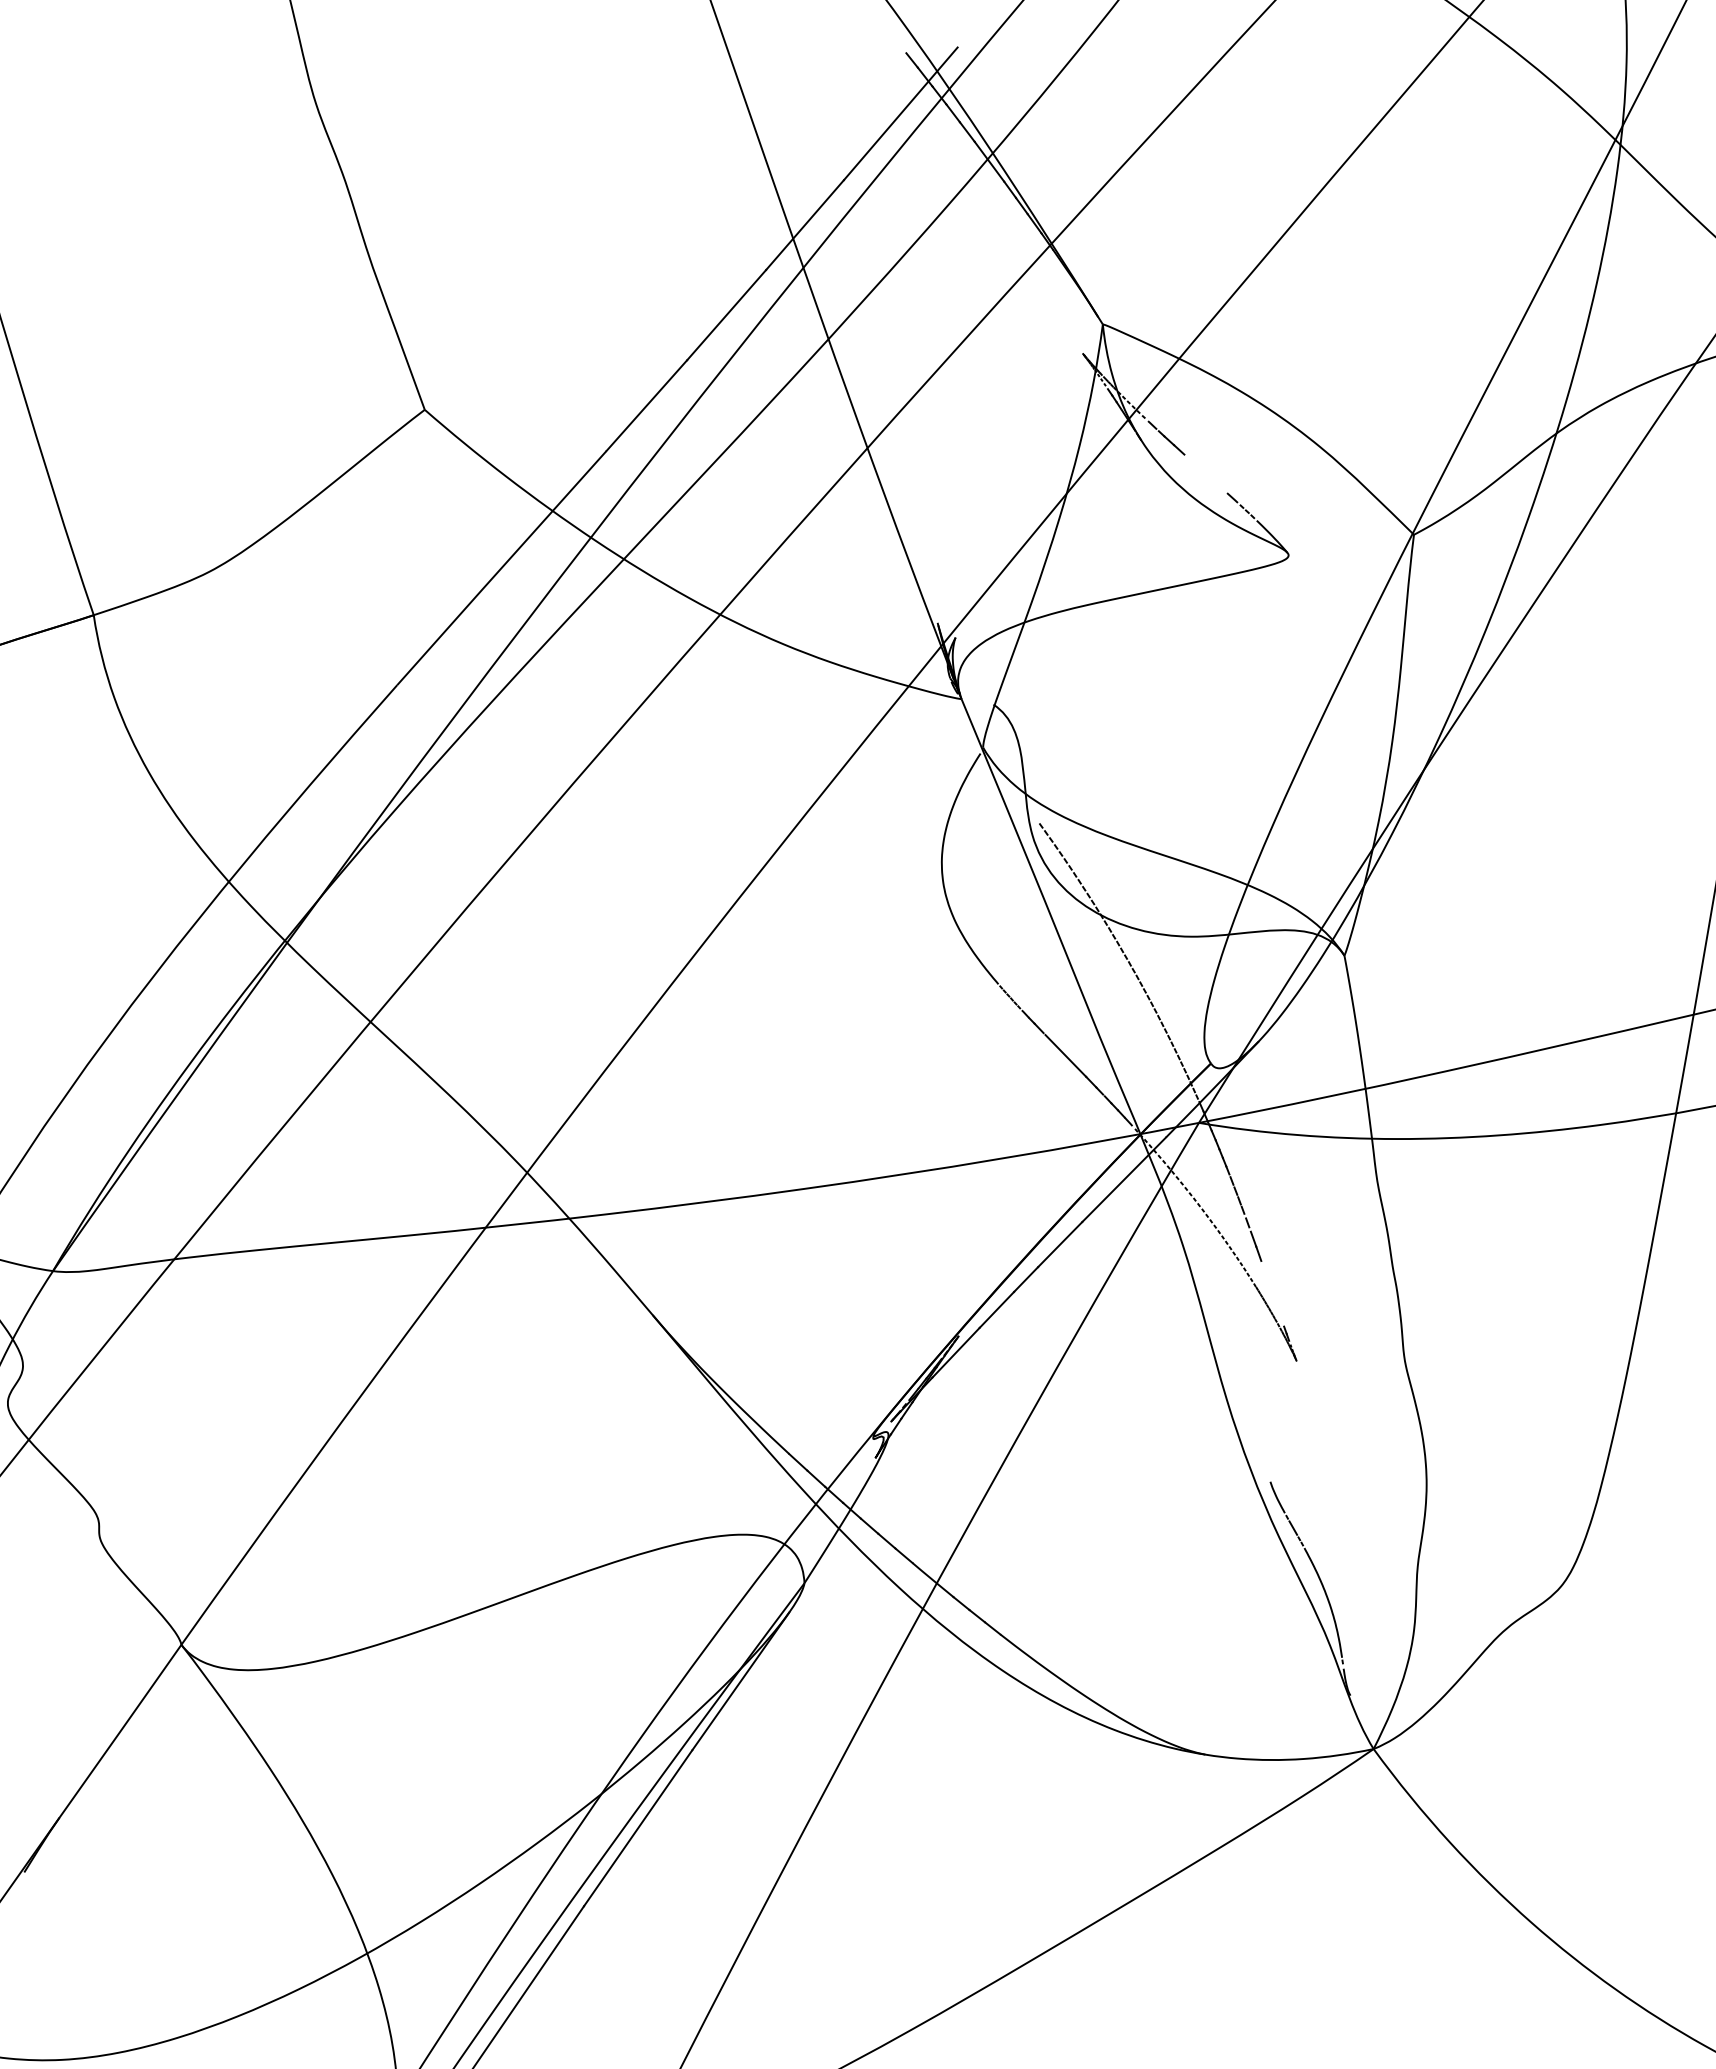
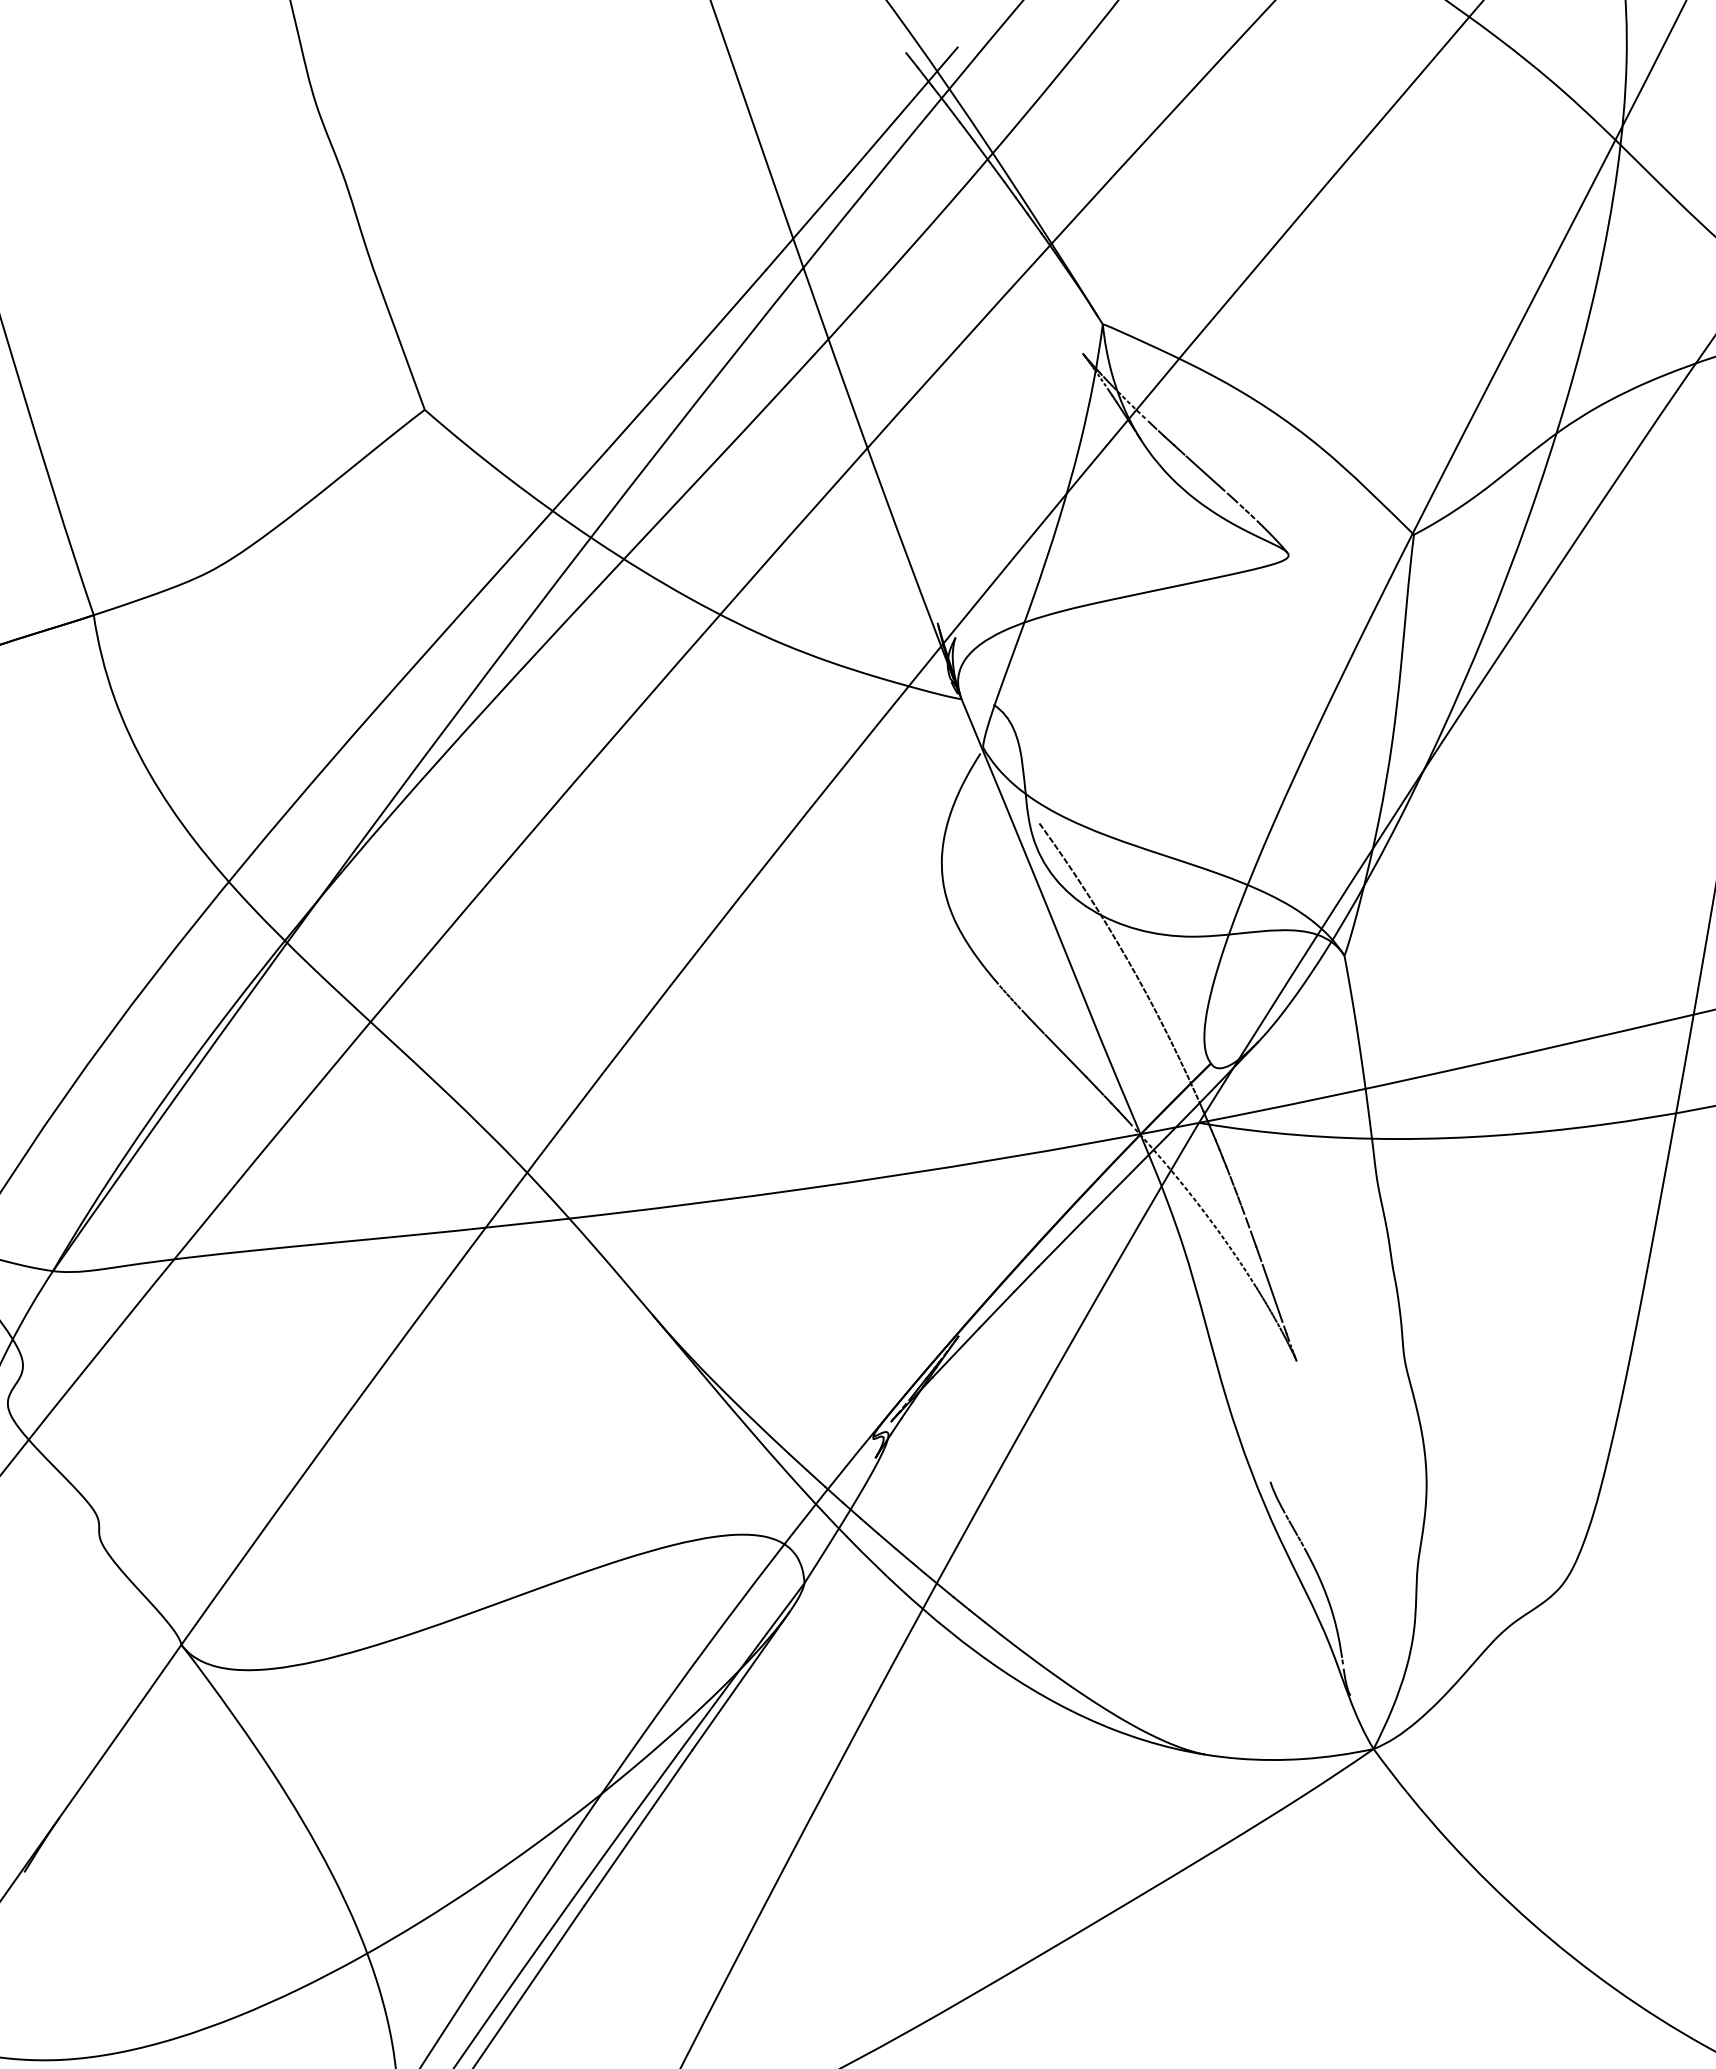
line: none -> present (1205, 473)
line: none -> present (1272, 1292)
